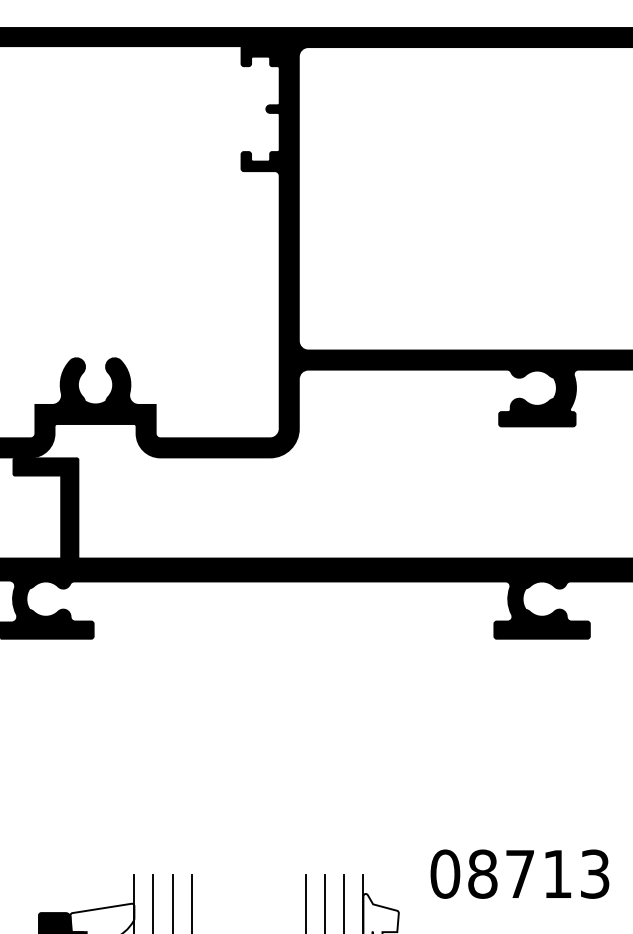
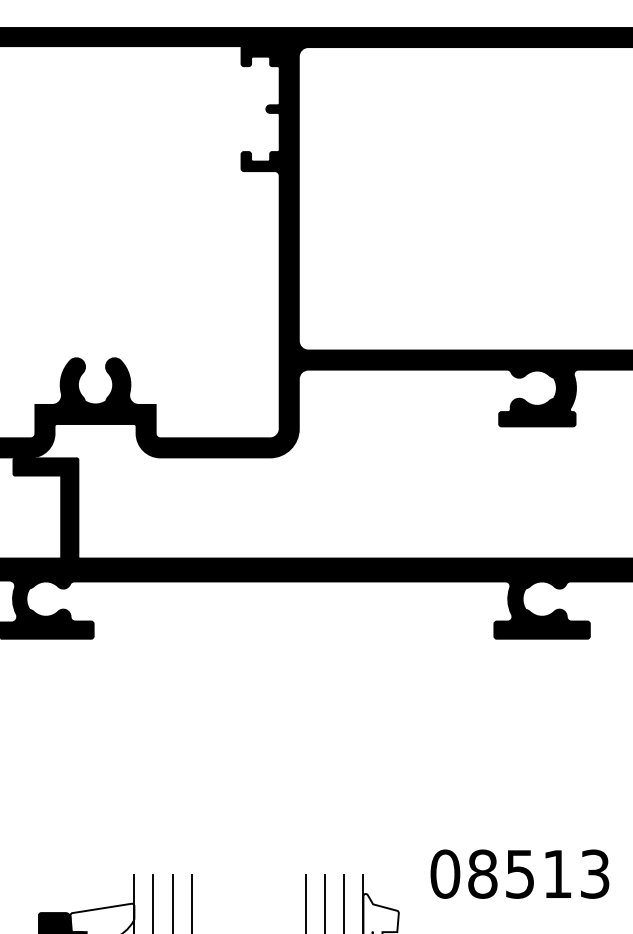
text: 08713 -> 08513 (519, 874)
